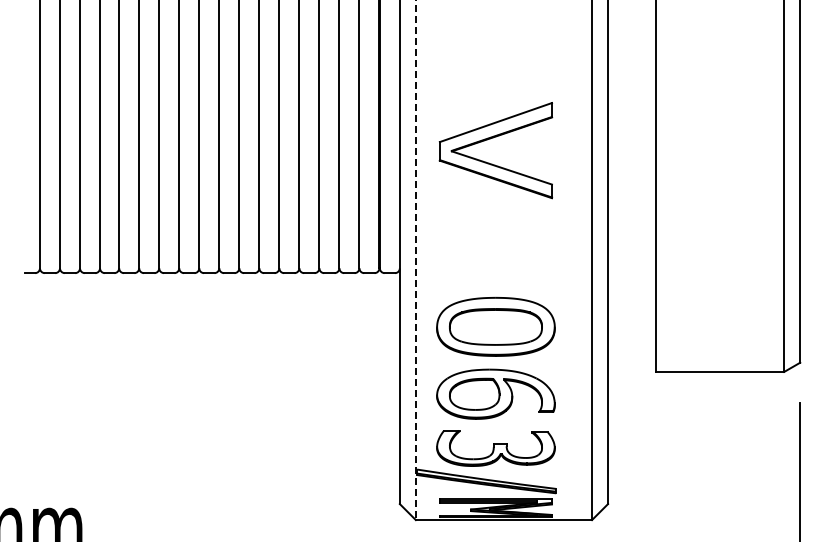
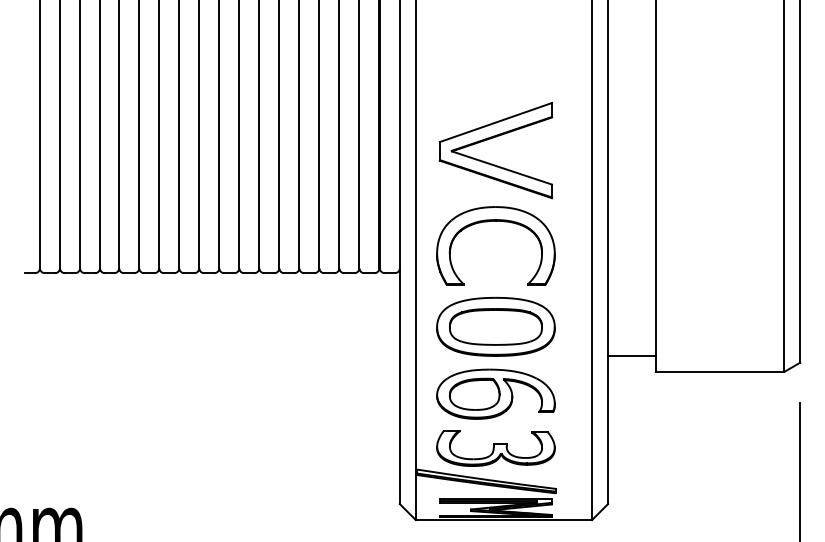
part: none -> present (495, 221)
line: dashed -> solid (415, 260)
line: none -> present (632, 355)
